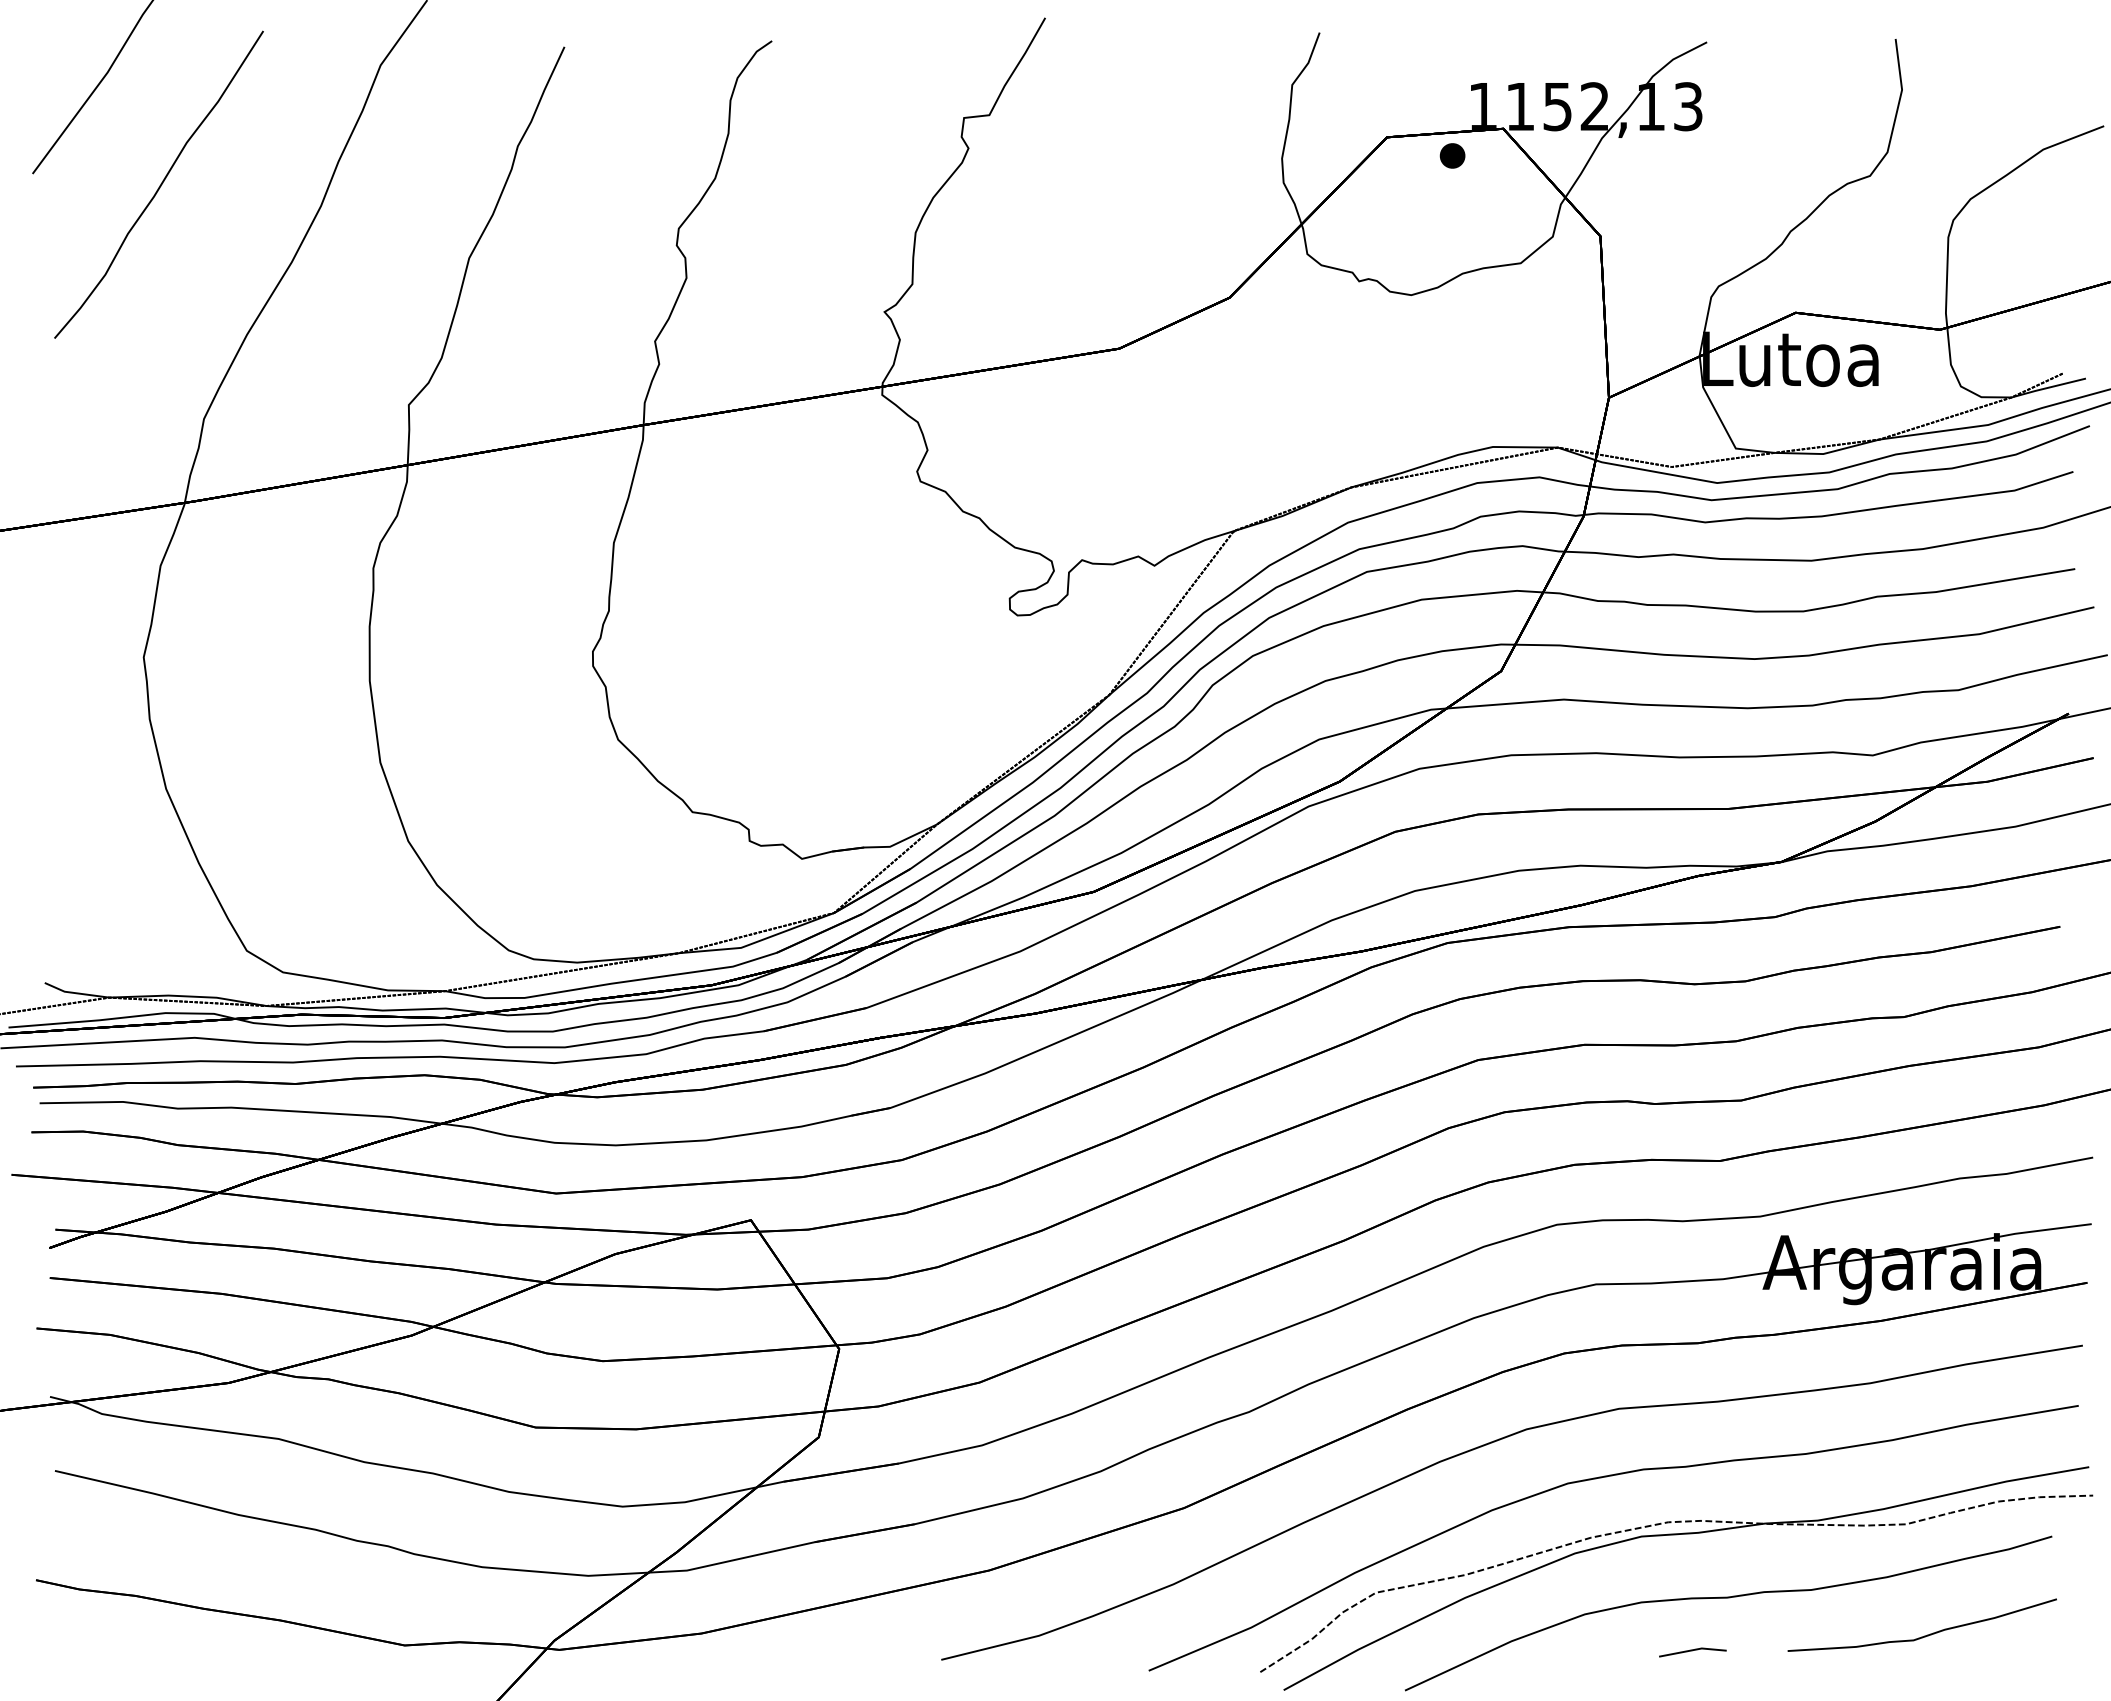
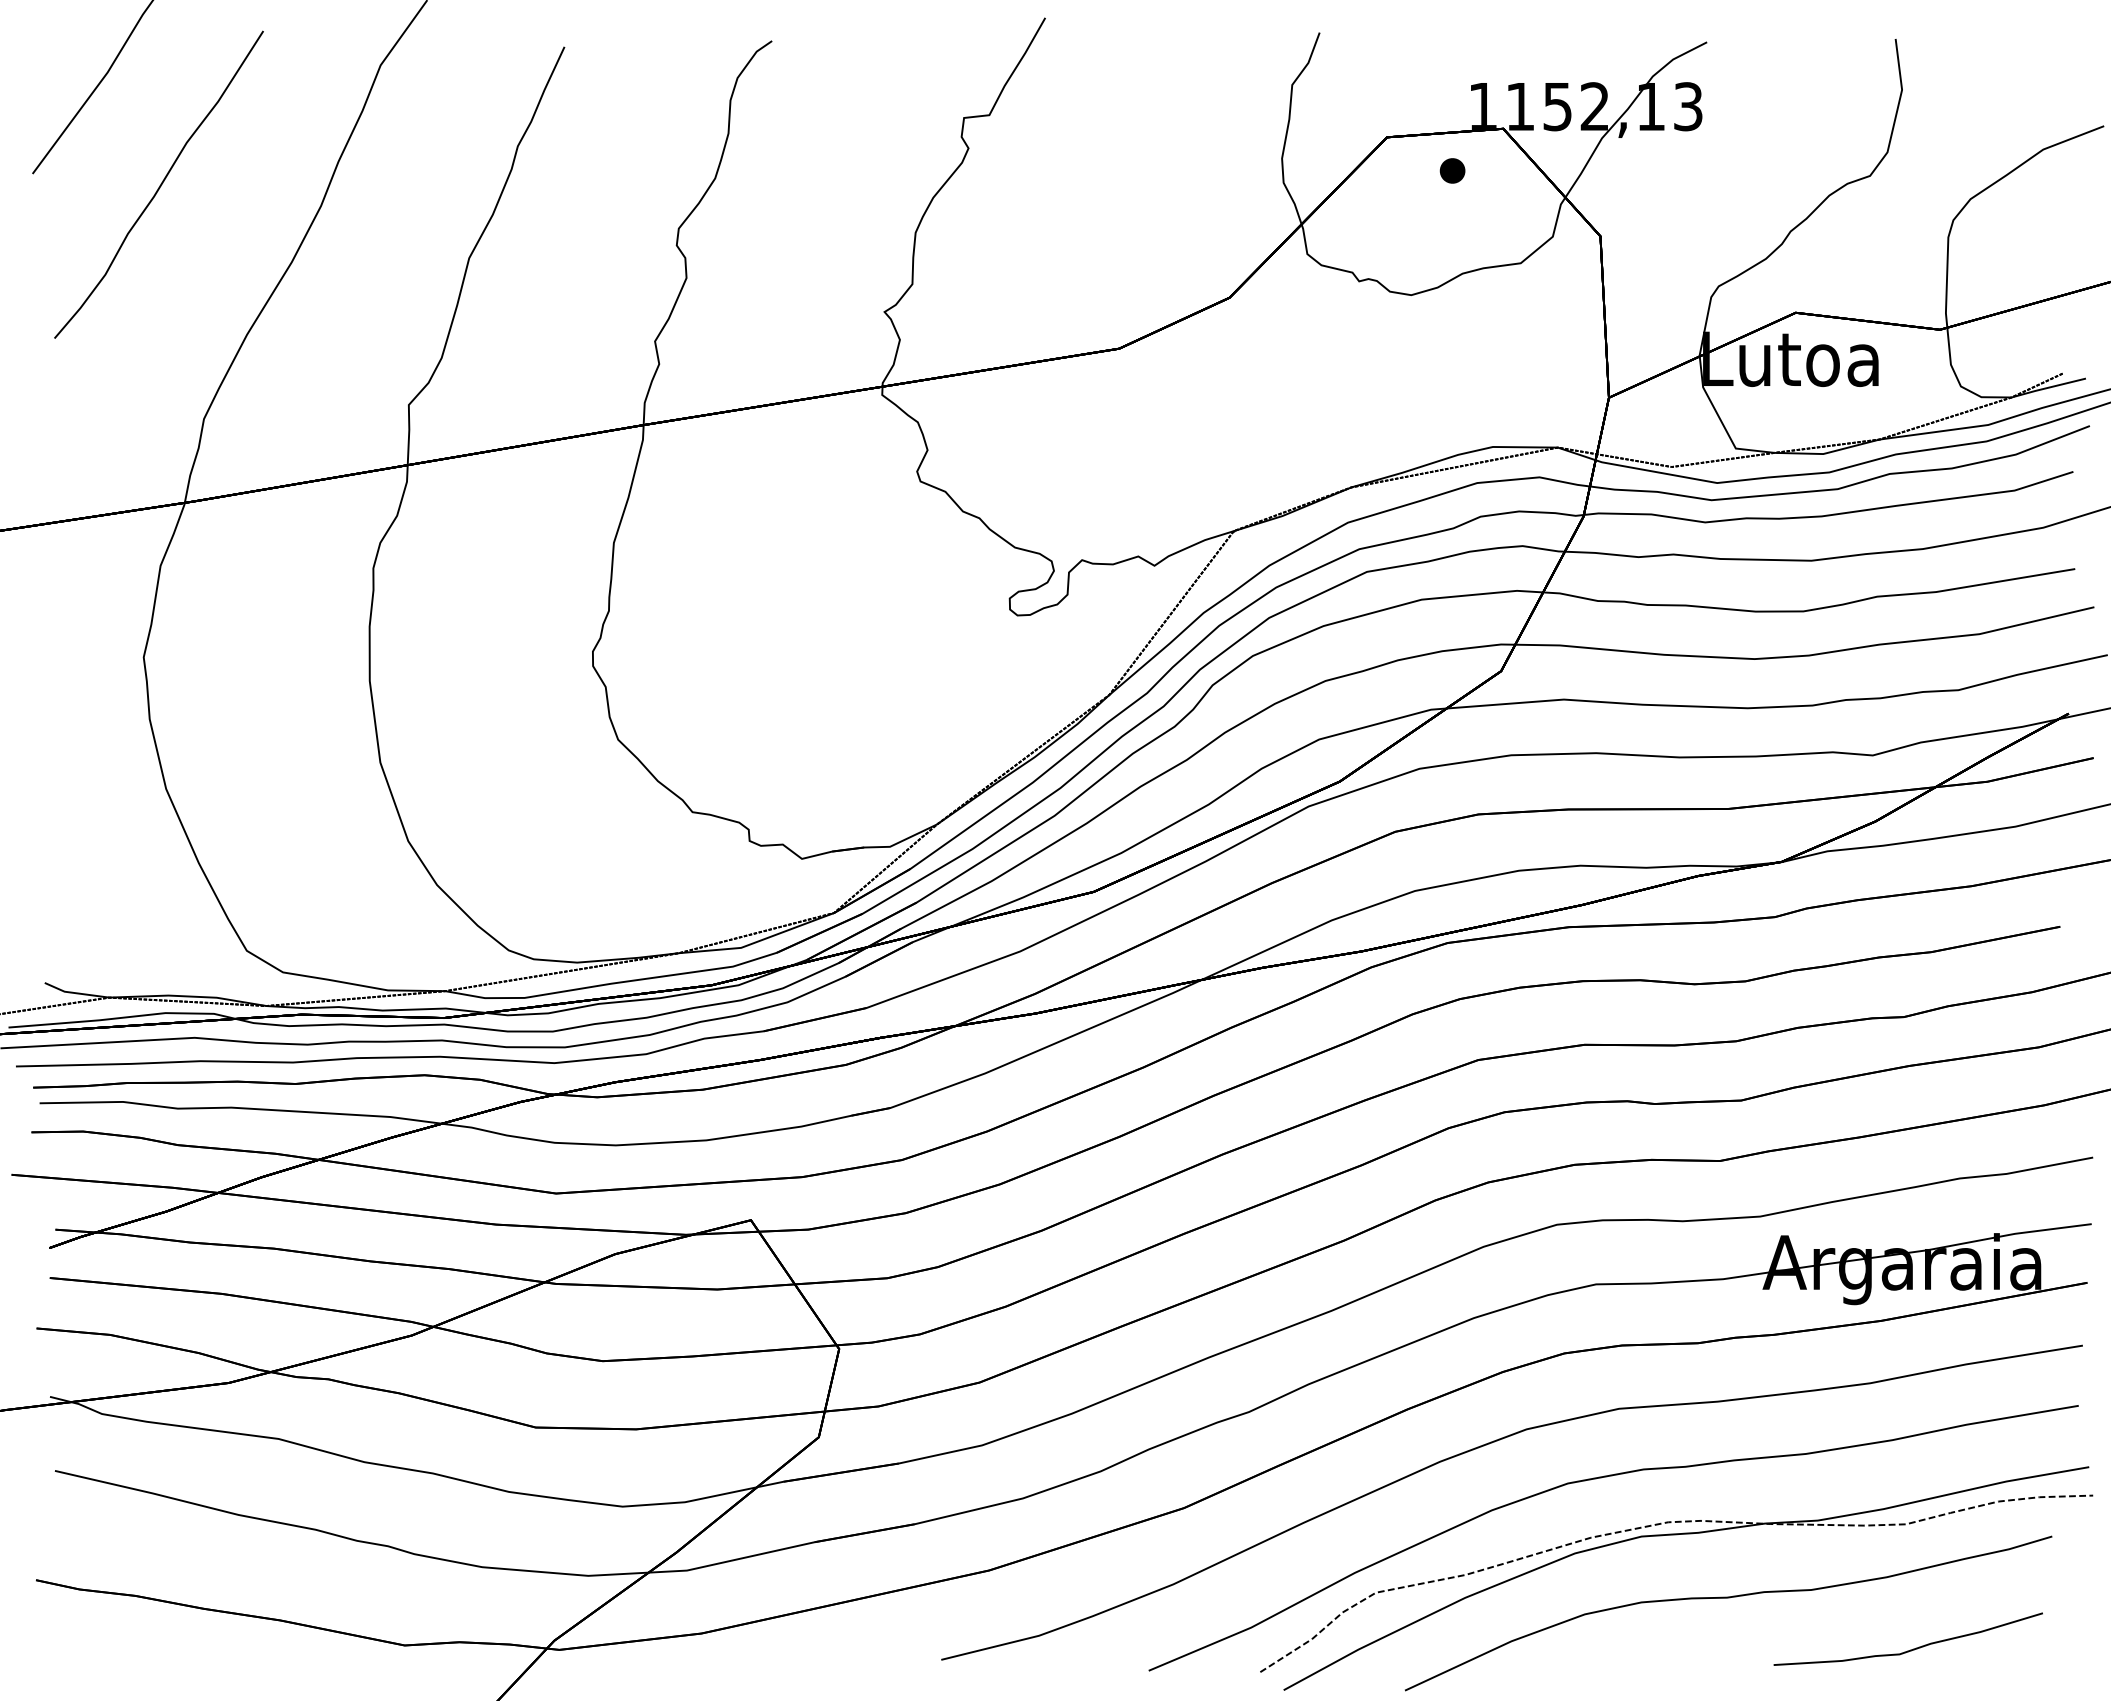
part position: (1452, 155) -> (1452, 170) (1452, 170)
curve position: (1924, 1635) -> (1910, 1649) (1910, 1649)
line: present -> none (1692, 1651)
